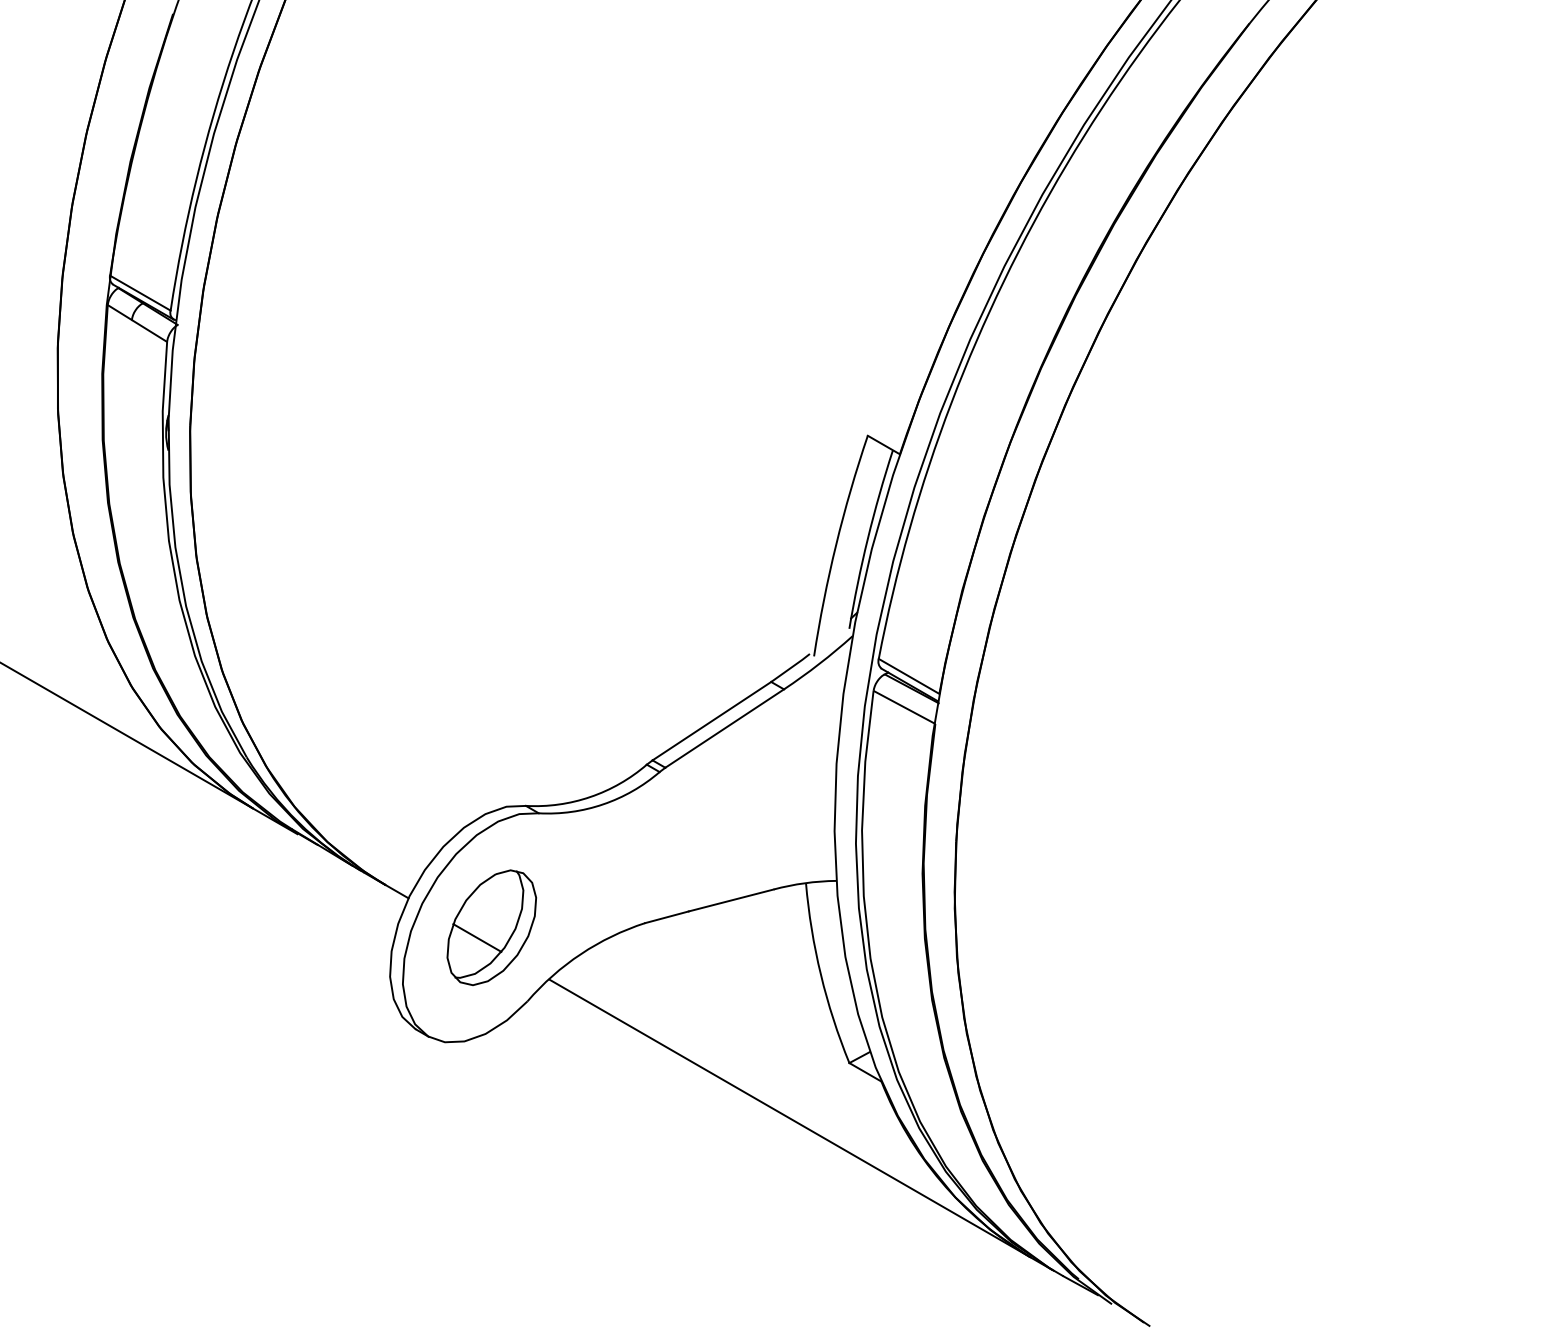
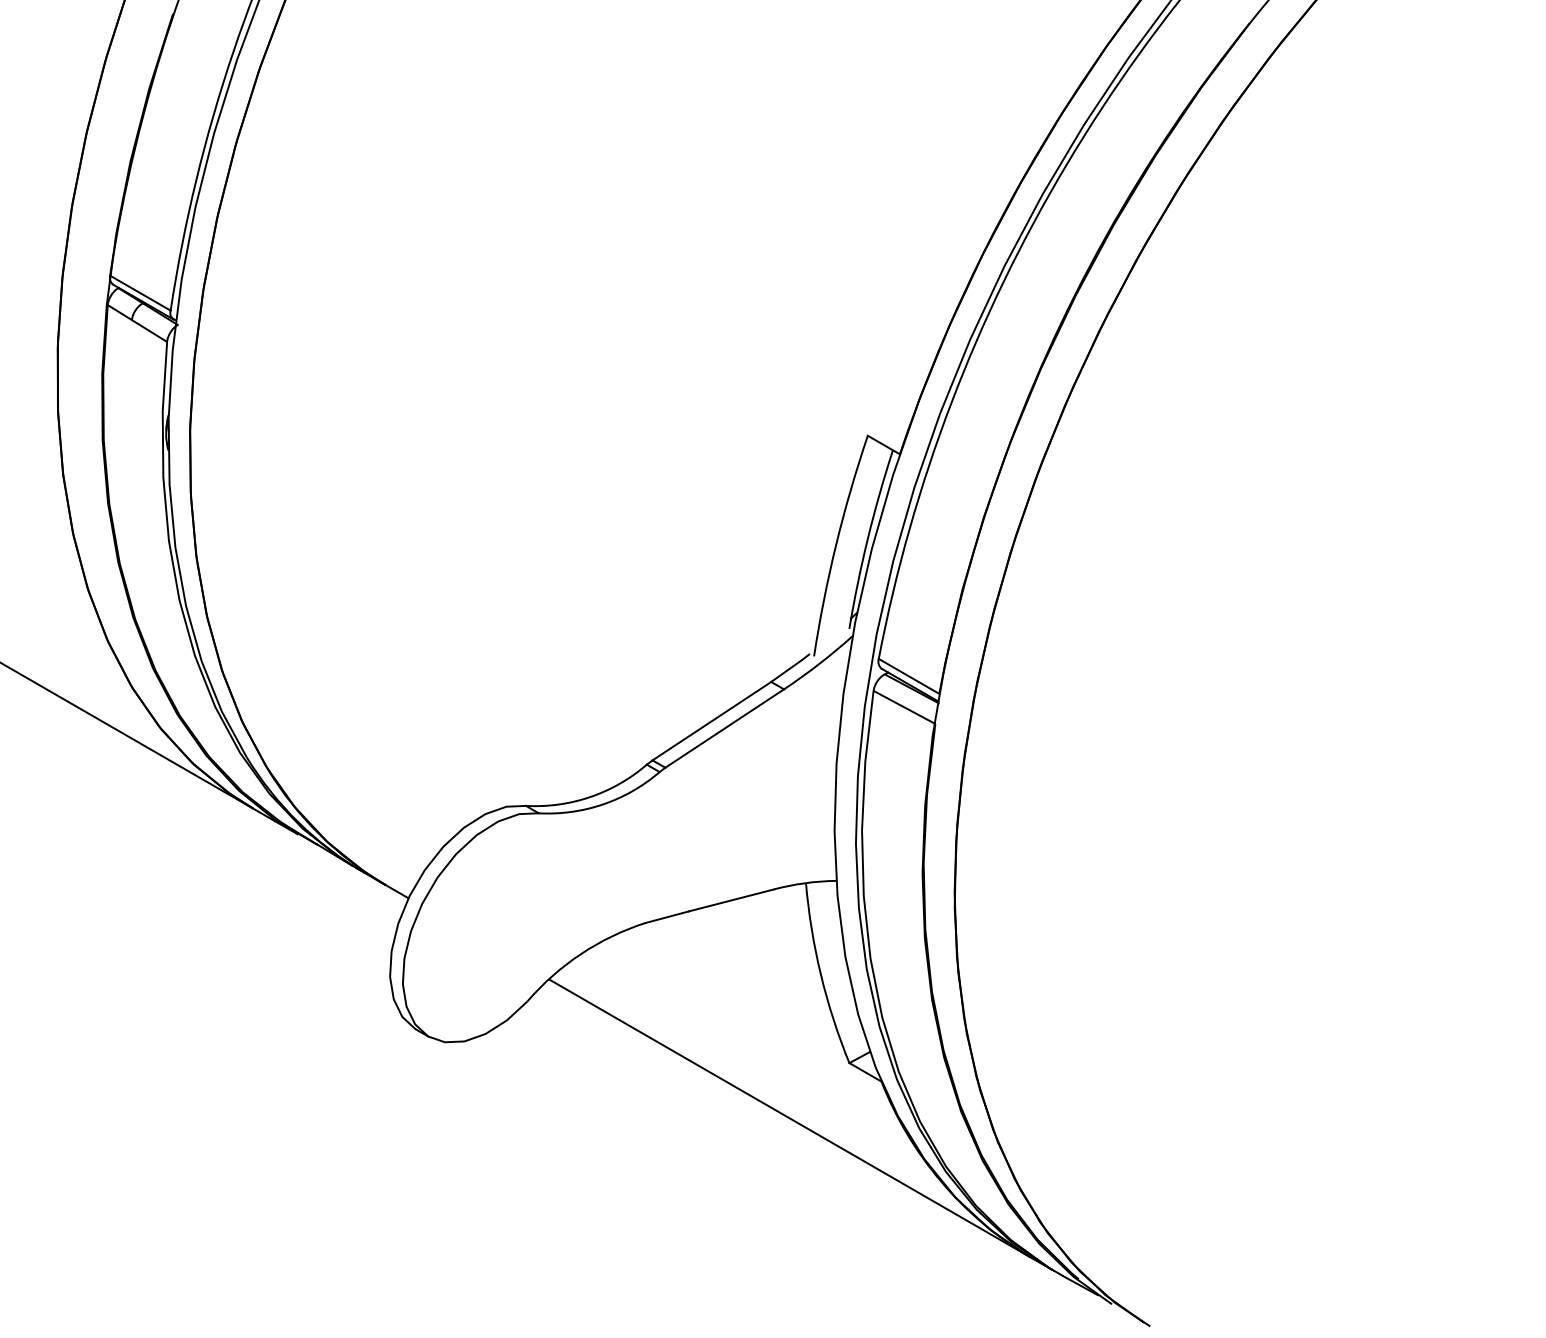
part: present -> none (491, 927)
